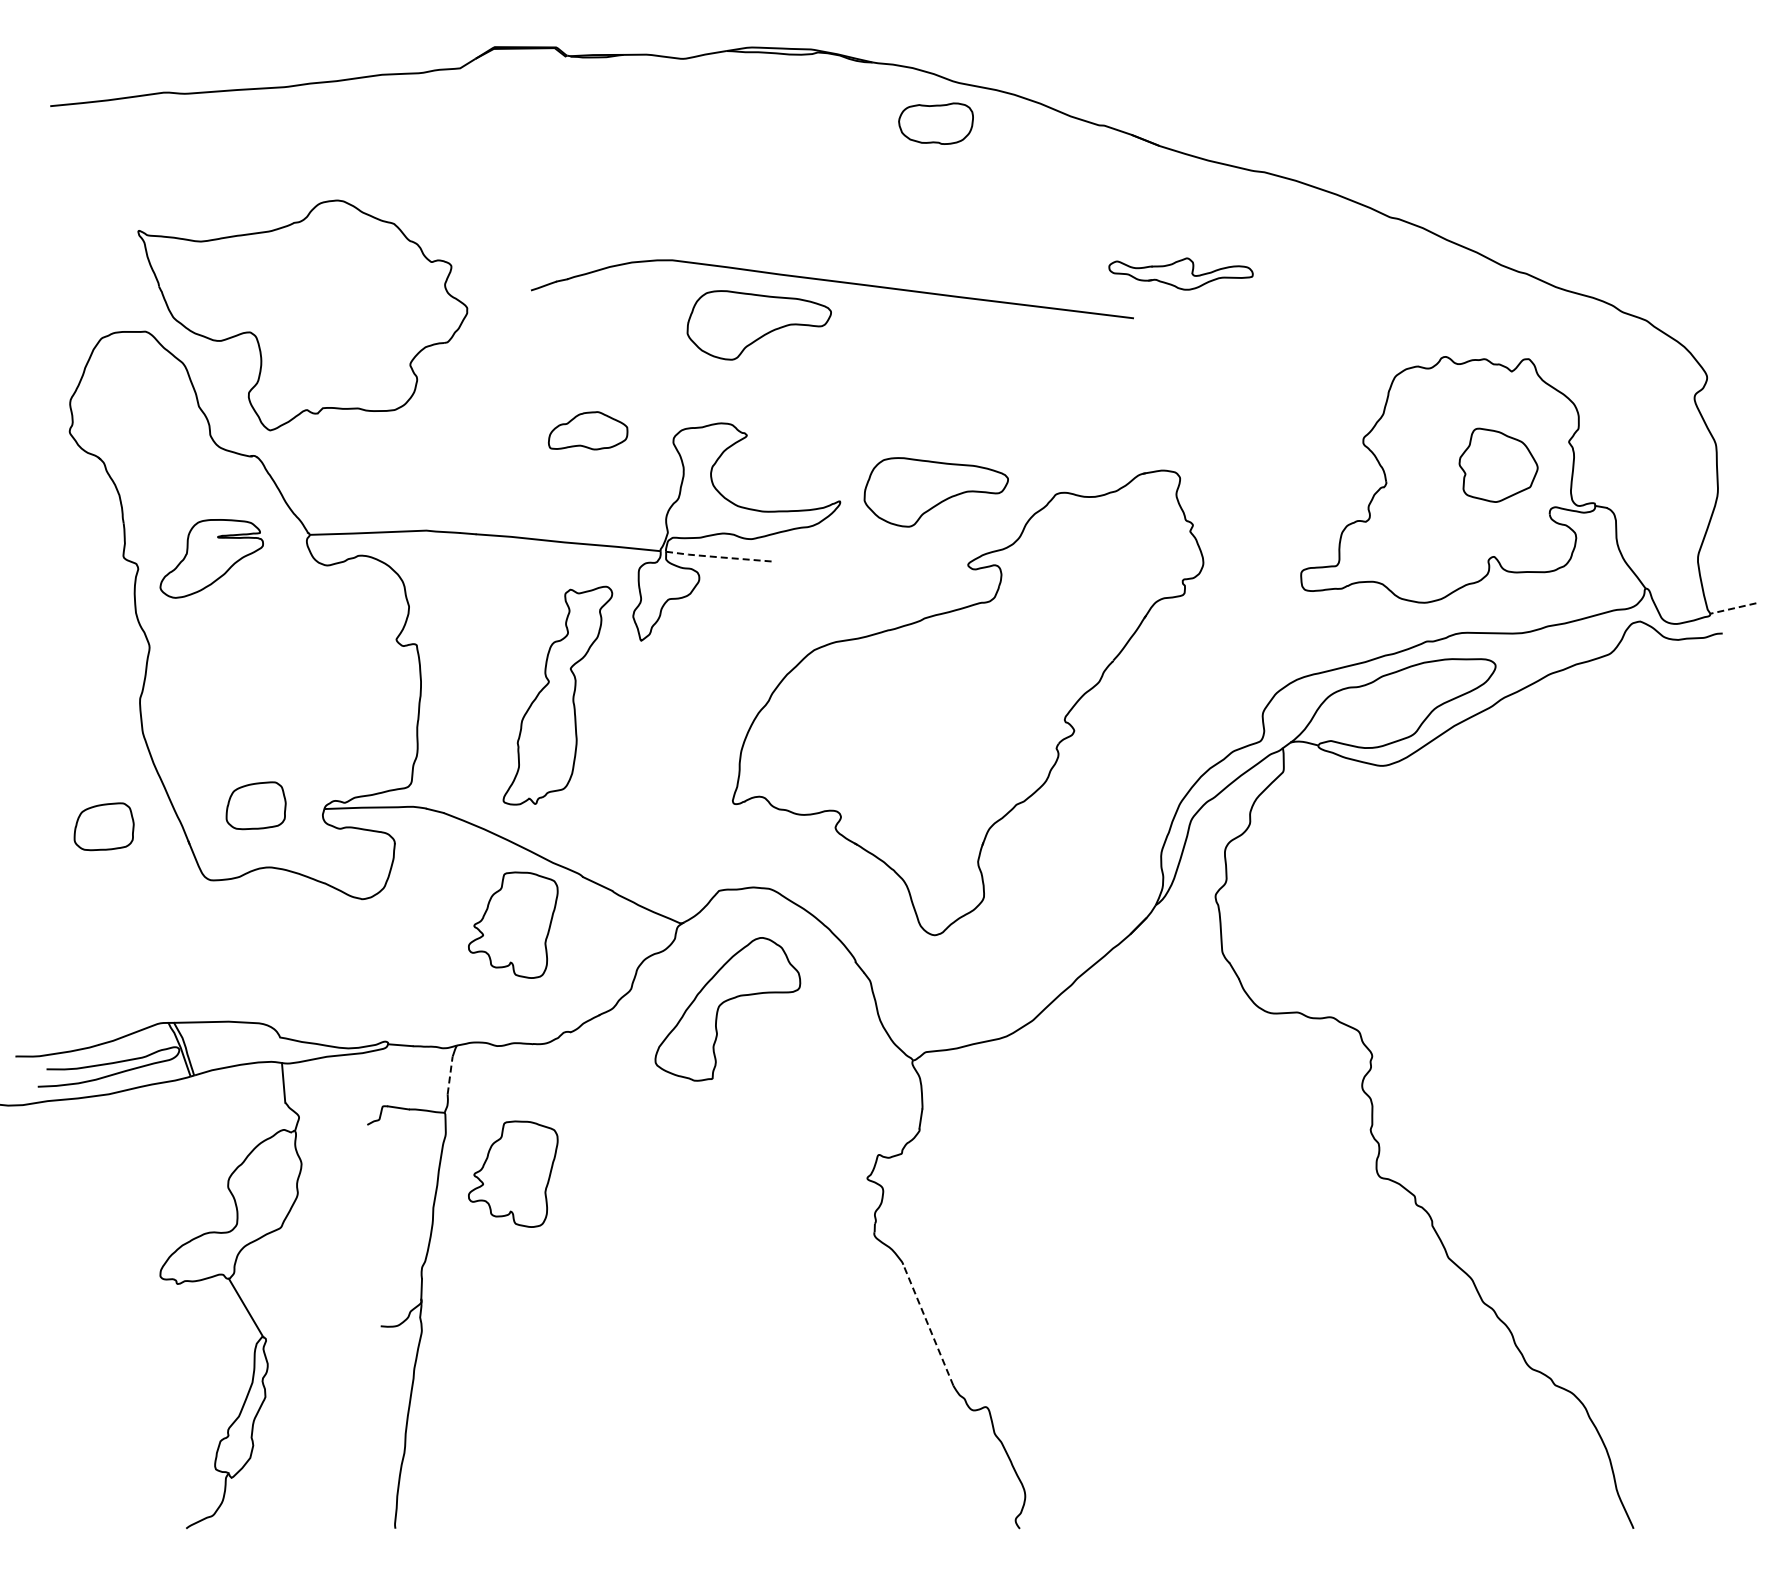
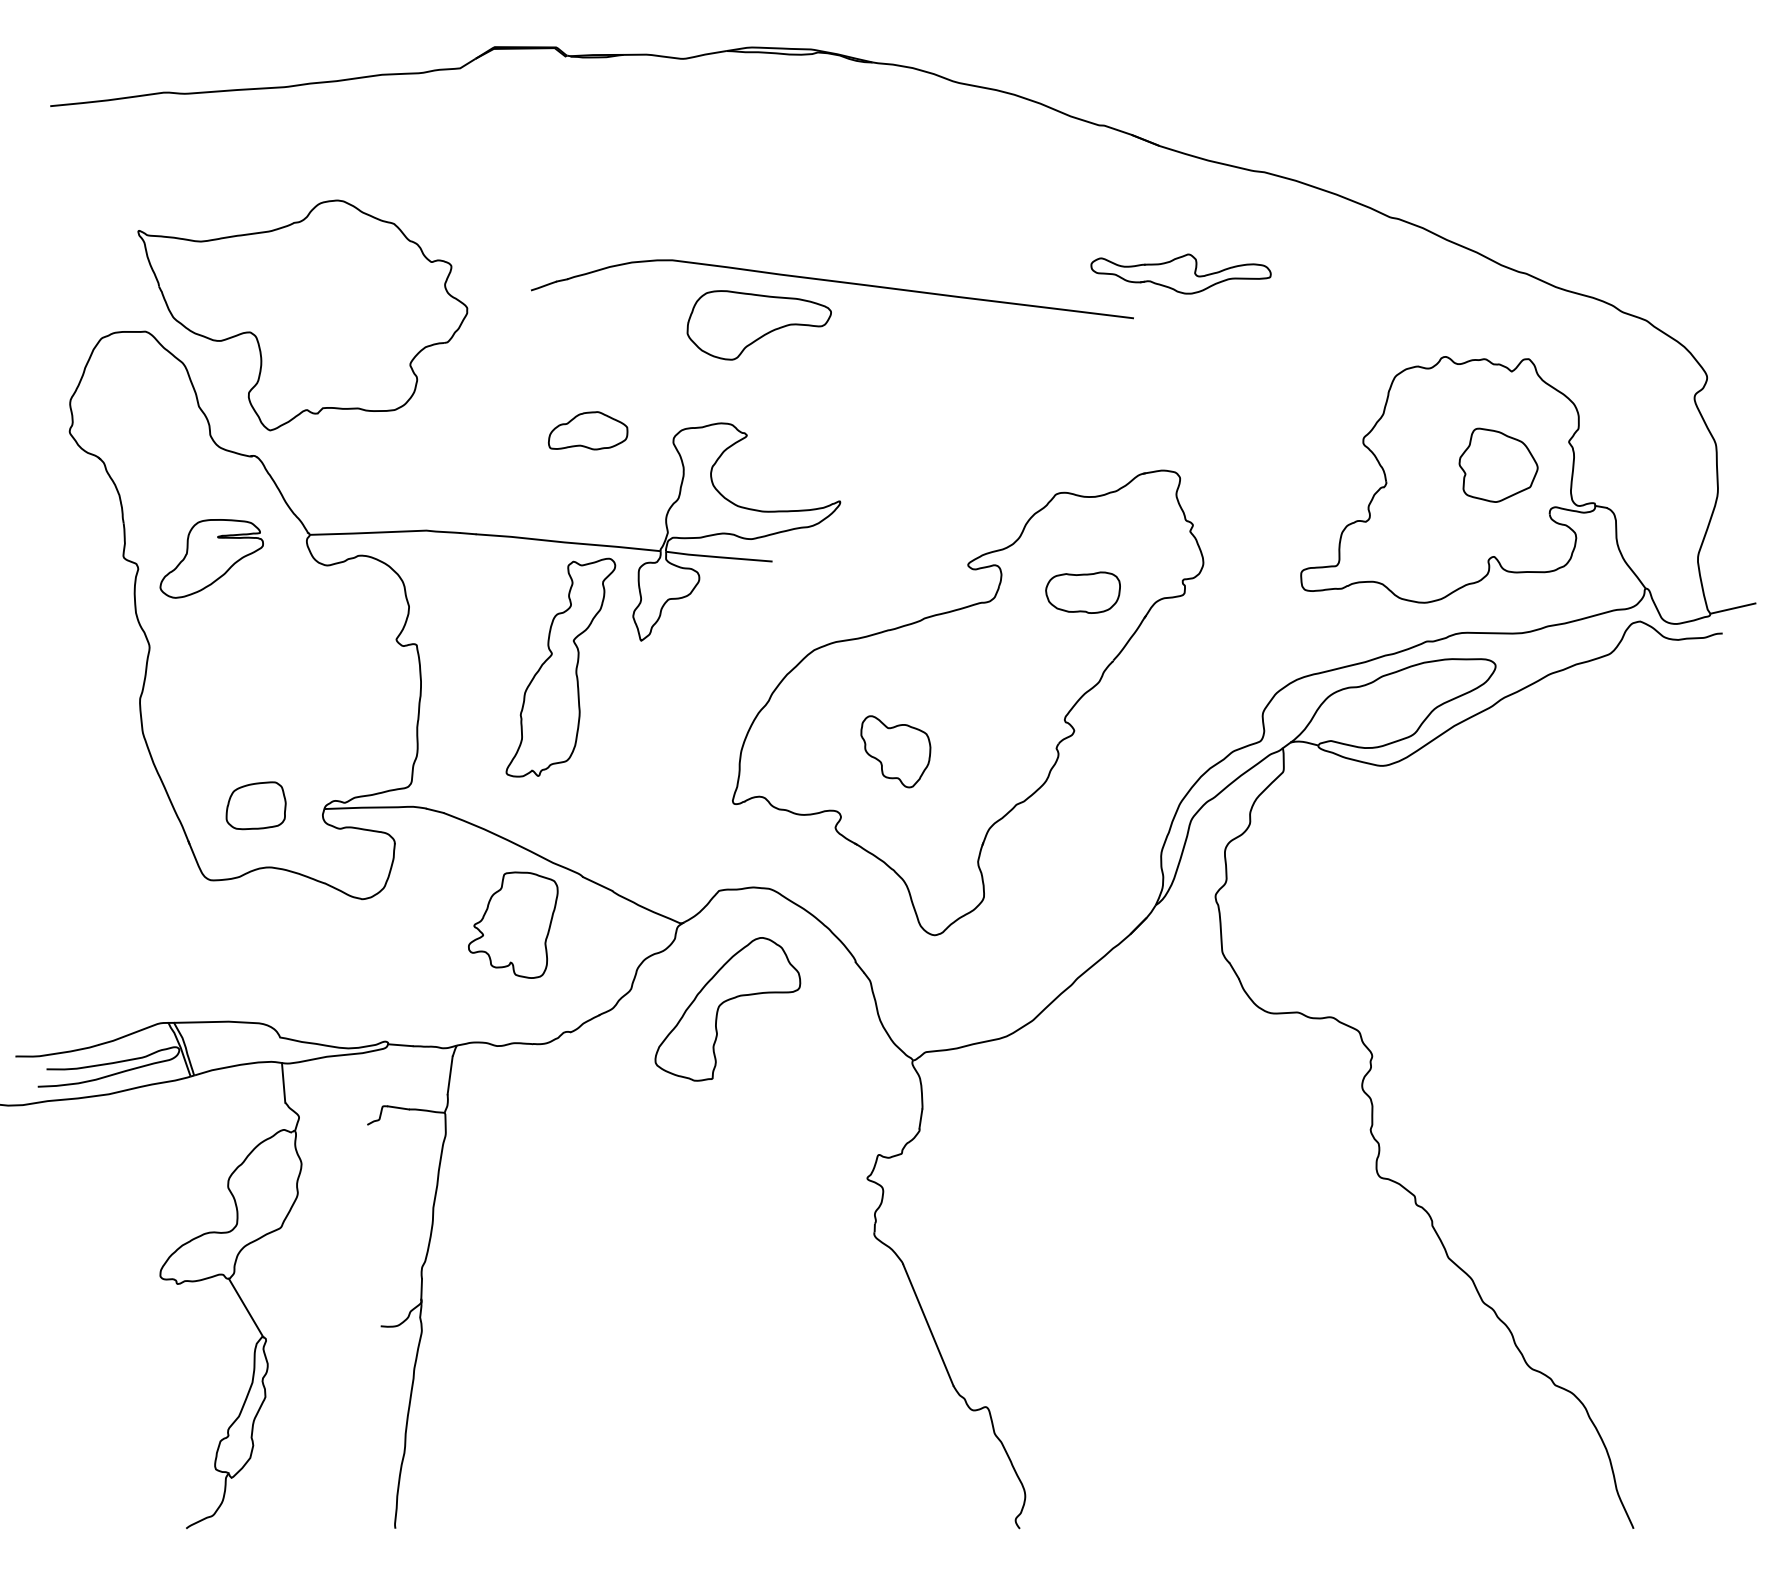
part position: (935, 123) -> (1082, 592) (1082, 592)
part size: 146x34 px -> 182x42 px (1180, 273)
part: present -> none (935, 492)
line: dashed -> solid (718, 557)
line: dashed -> solid (1733, 608)
part position: (557, 695) -> (560, 667) (560, 667)
part: none -> present (895, 751)
part: present -> none (103, 826)
line: dashed -> solid (450, 1075)
part: present -> none (513, 1173)
line: dashed -> solid (928, 1324)
